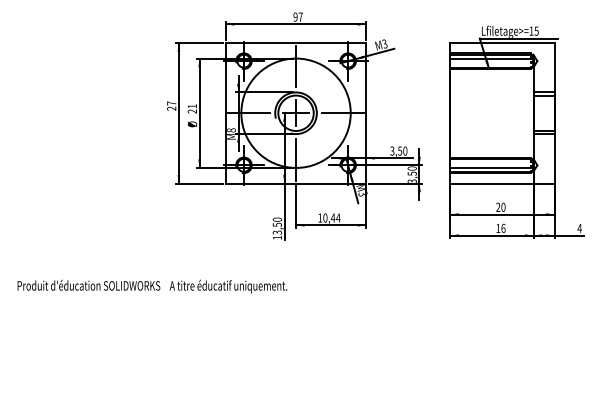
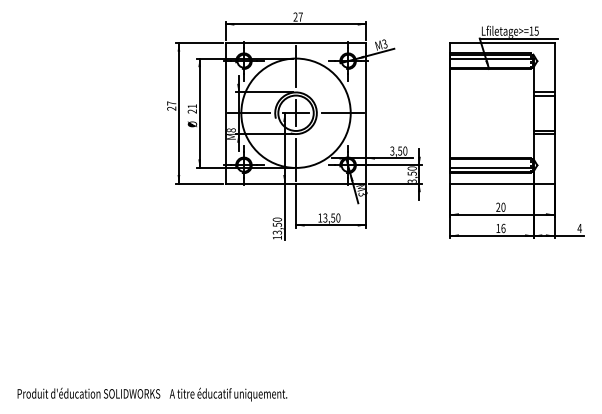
text: 97 -> 27 (295, 17)
text: 10,44 -> 13,50 (331, 217)
text position: (152, 286) -> (152, 394) (152, 394)
